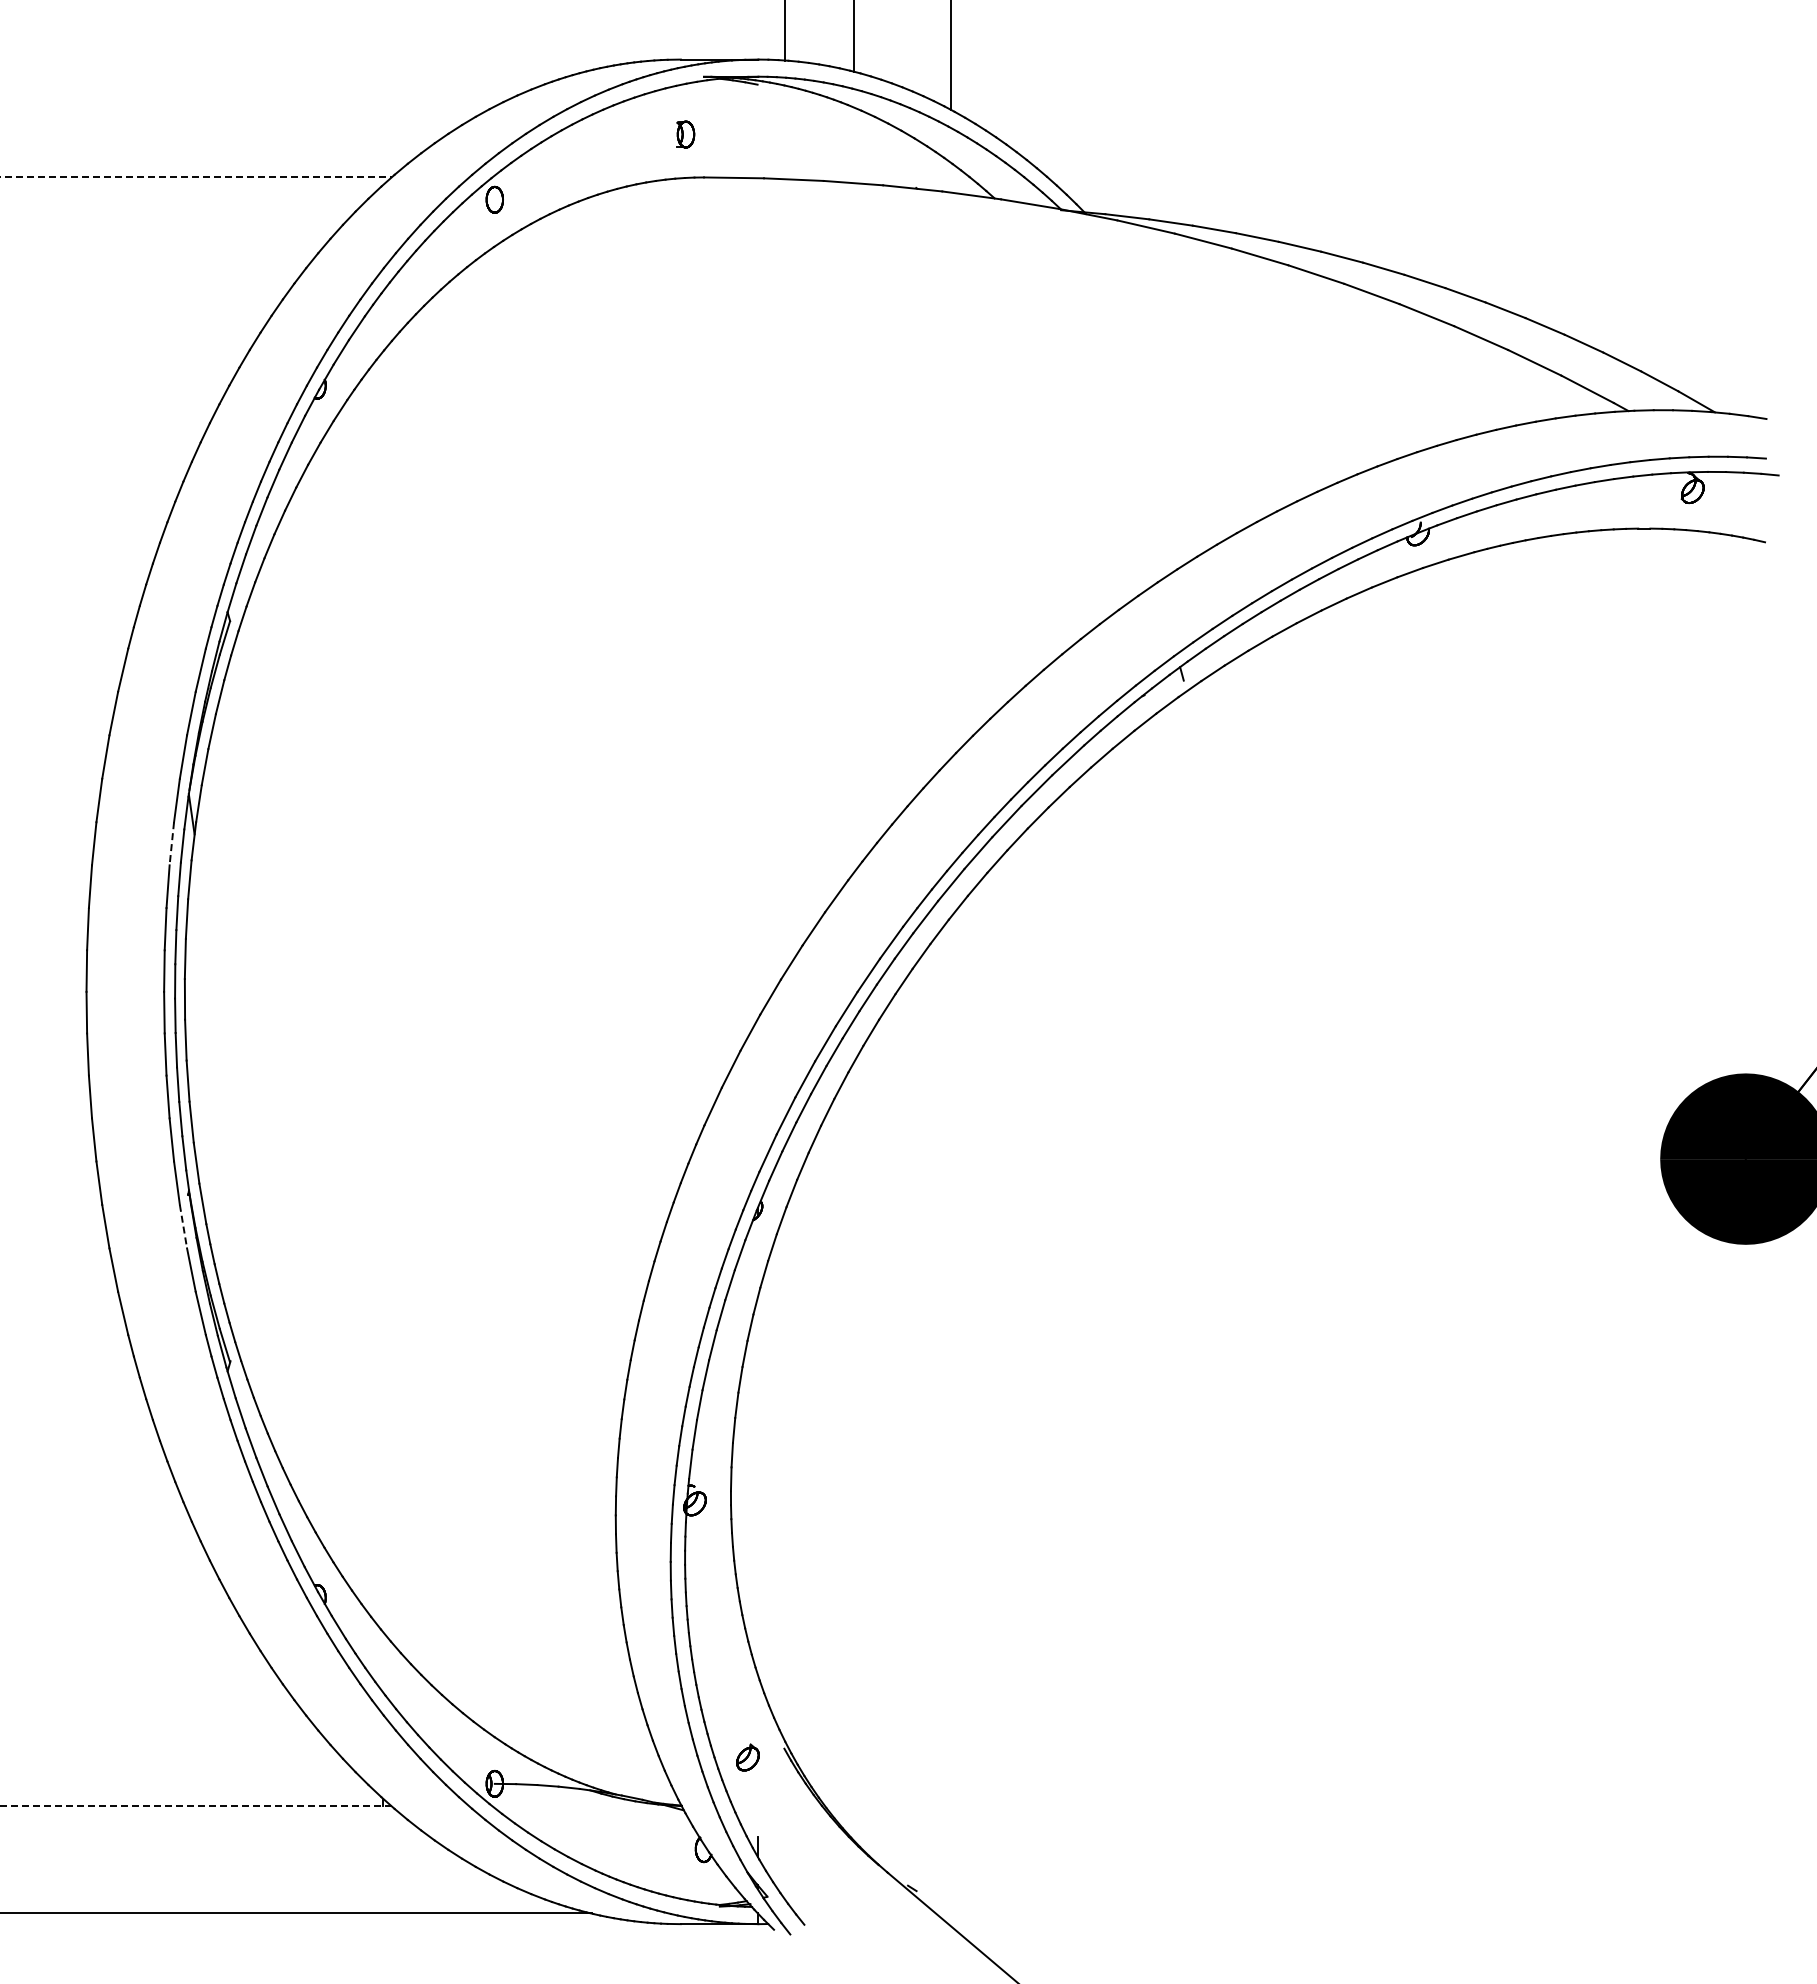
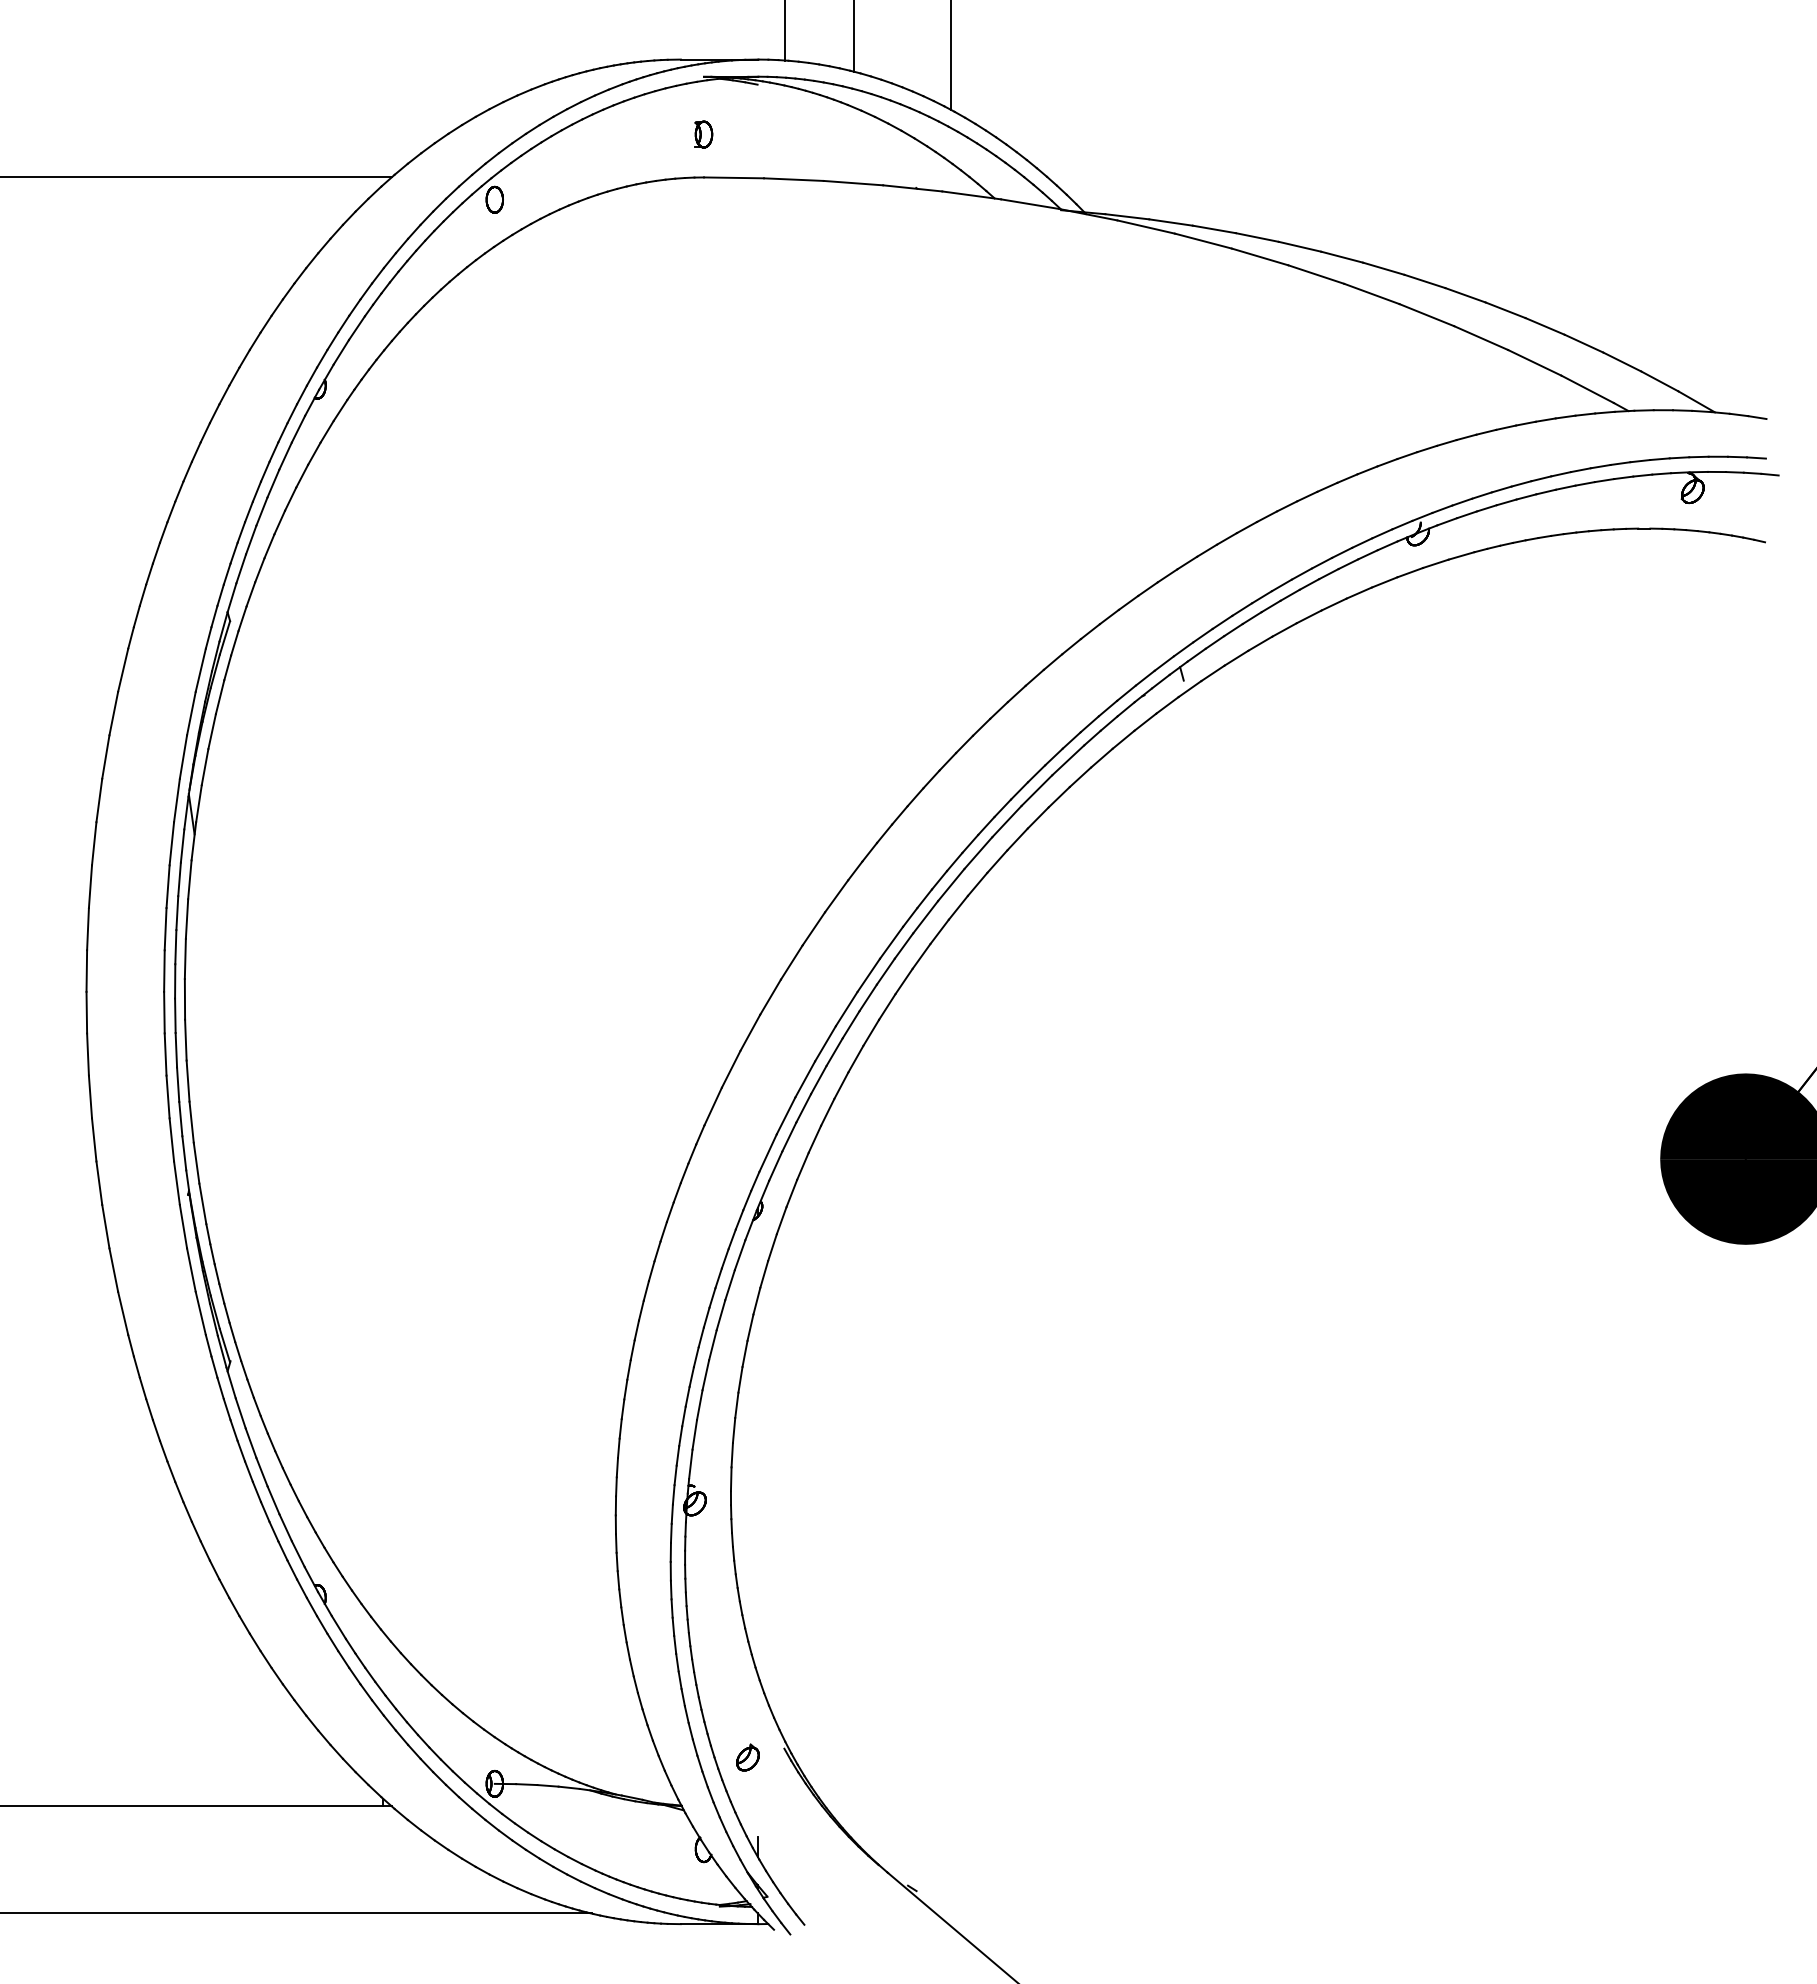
part position: (685, 134) -> (703, 134) (703, 134)
line: dashed -> solid (196, 177)
line: dashed -> solid (171, 843)
line: dashed -> solid (183, 1227)
line: dashed -> solid (195, 1806)
